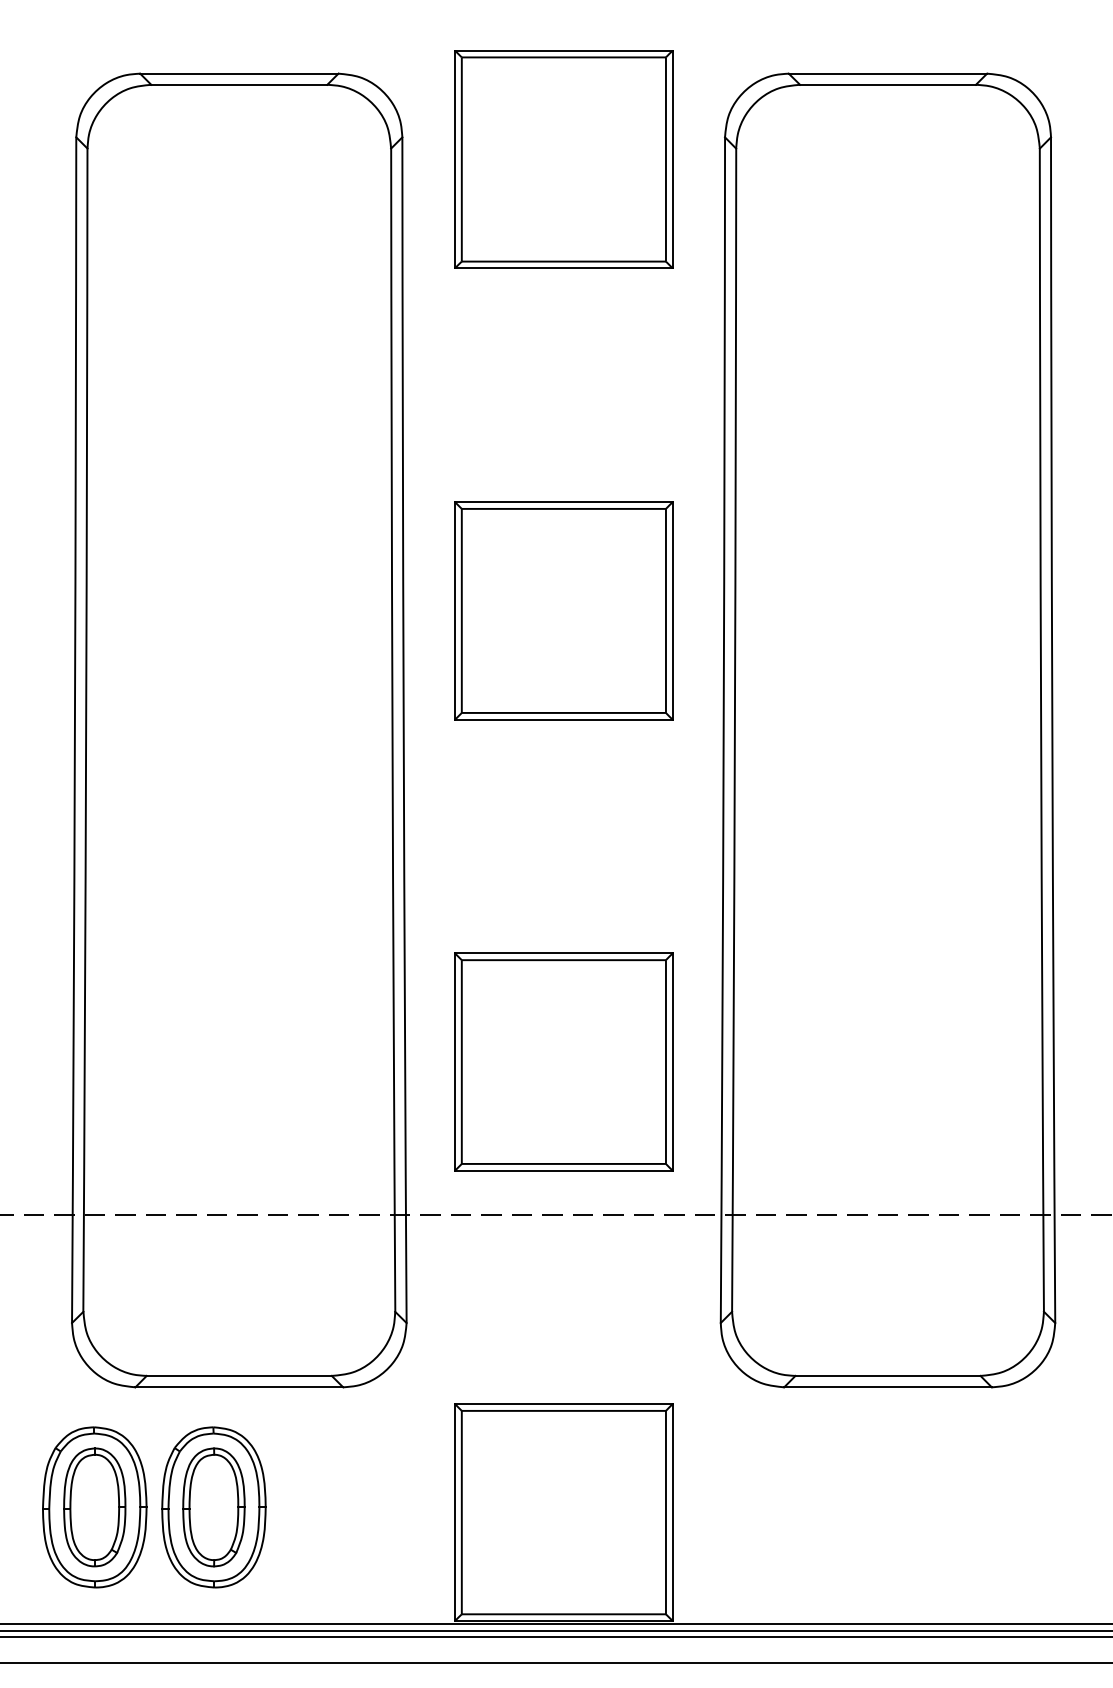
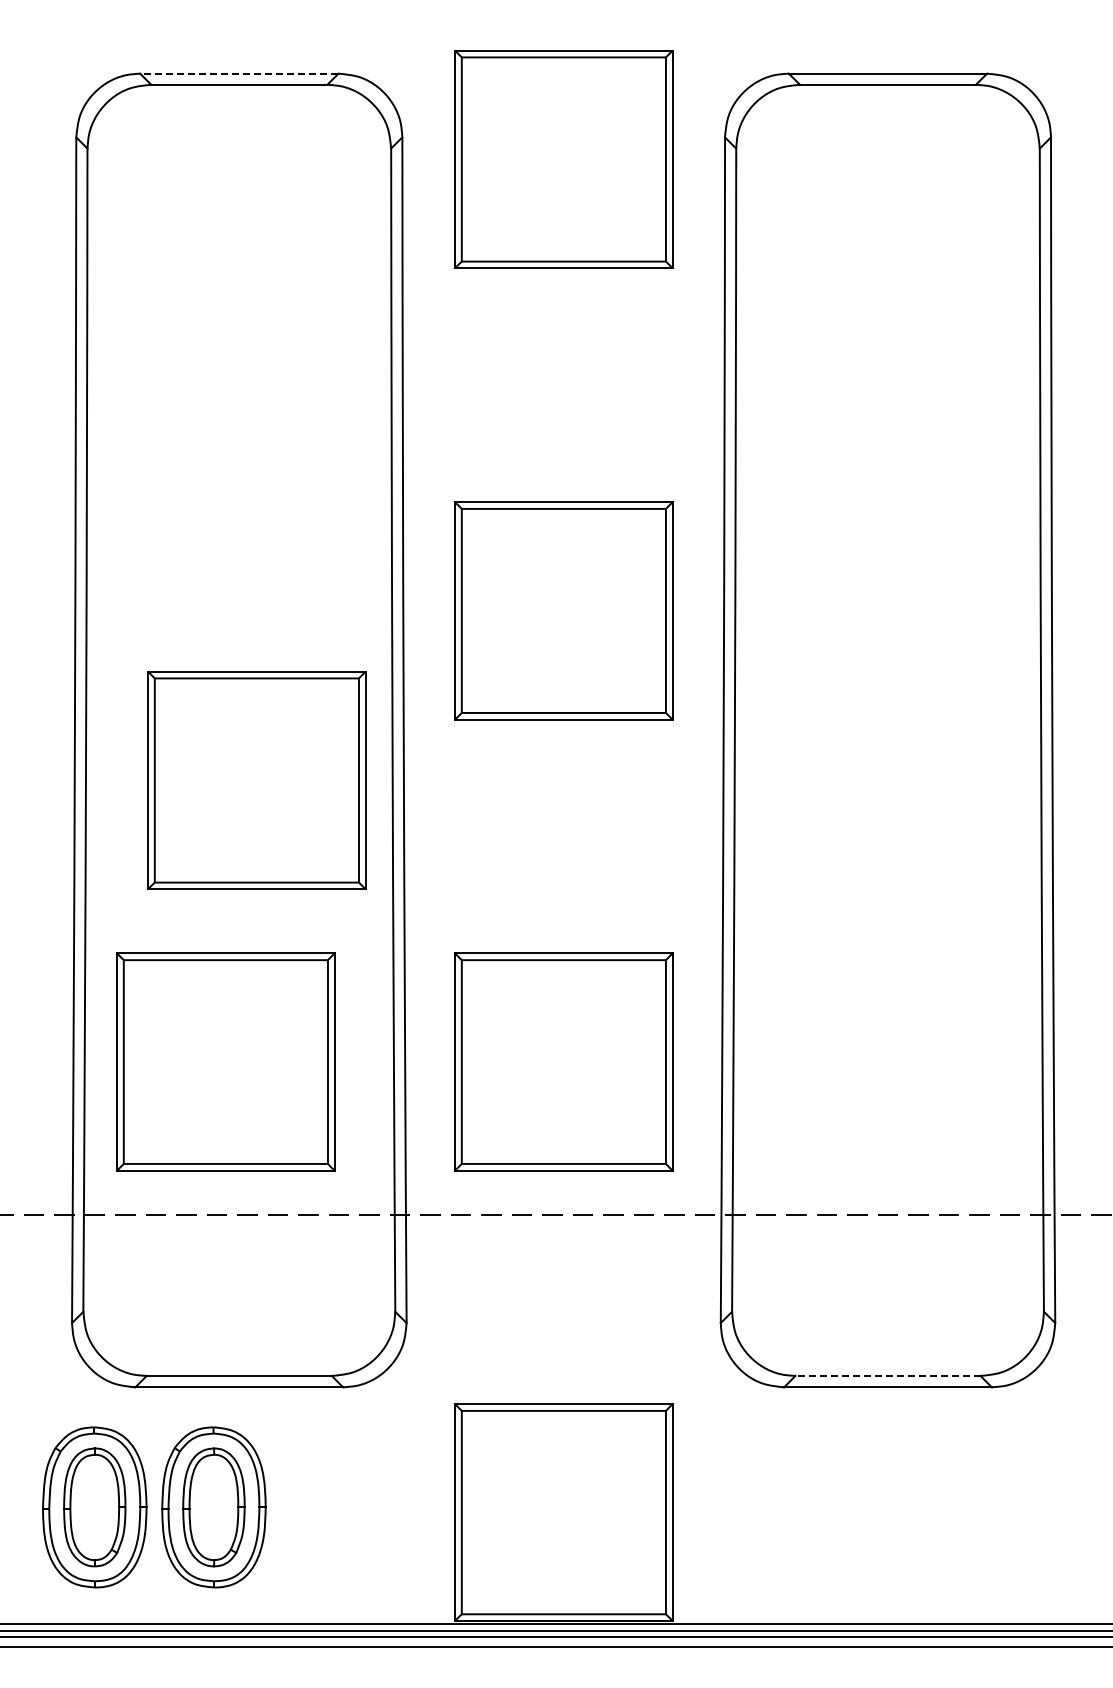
line: solid -> dashed (238, 73)
part: none -> present (256, 780)
part: none -> present (225, 1061)
line: solid -> dashed (888, 1375)
line position: (555, 1662) -> (555, 1646) (555, 1646)
